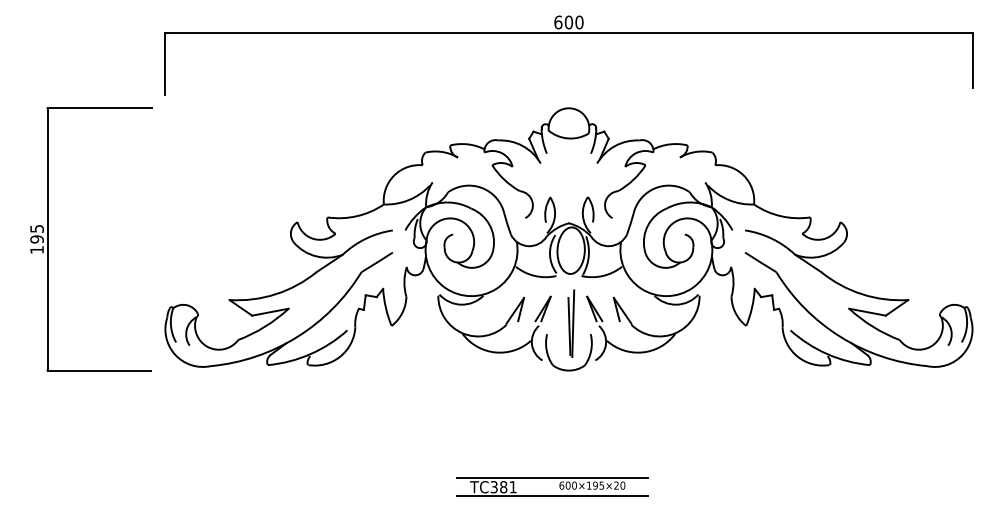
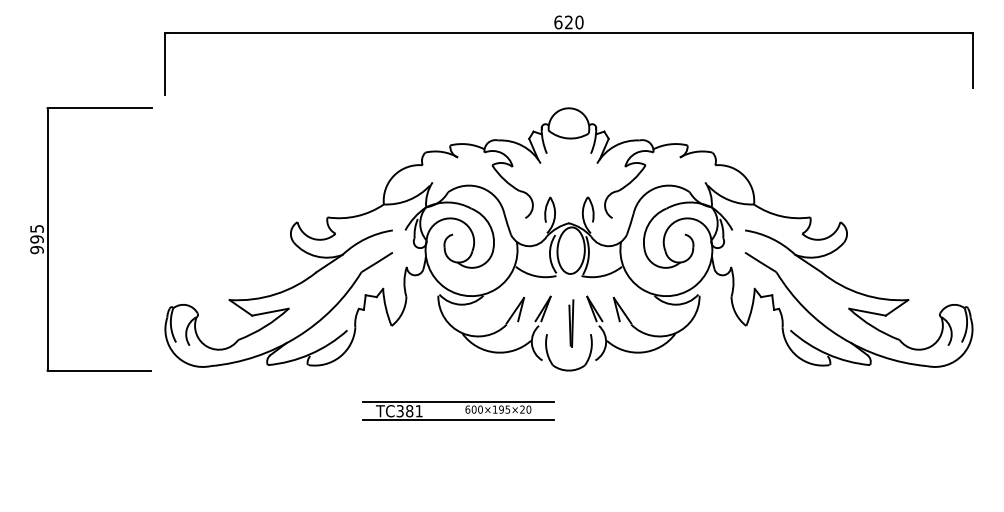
text: 600 -> 620 (568, 22)
text: 195 -> 995 (36, 250)
part size: 9x69 px -> 7x49 px (571, 323)
part position: (559, 486) -> (465, 410) (465, 410)
